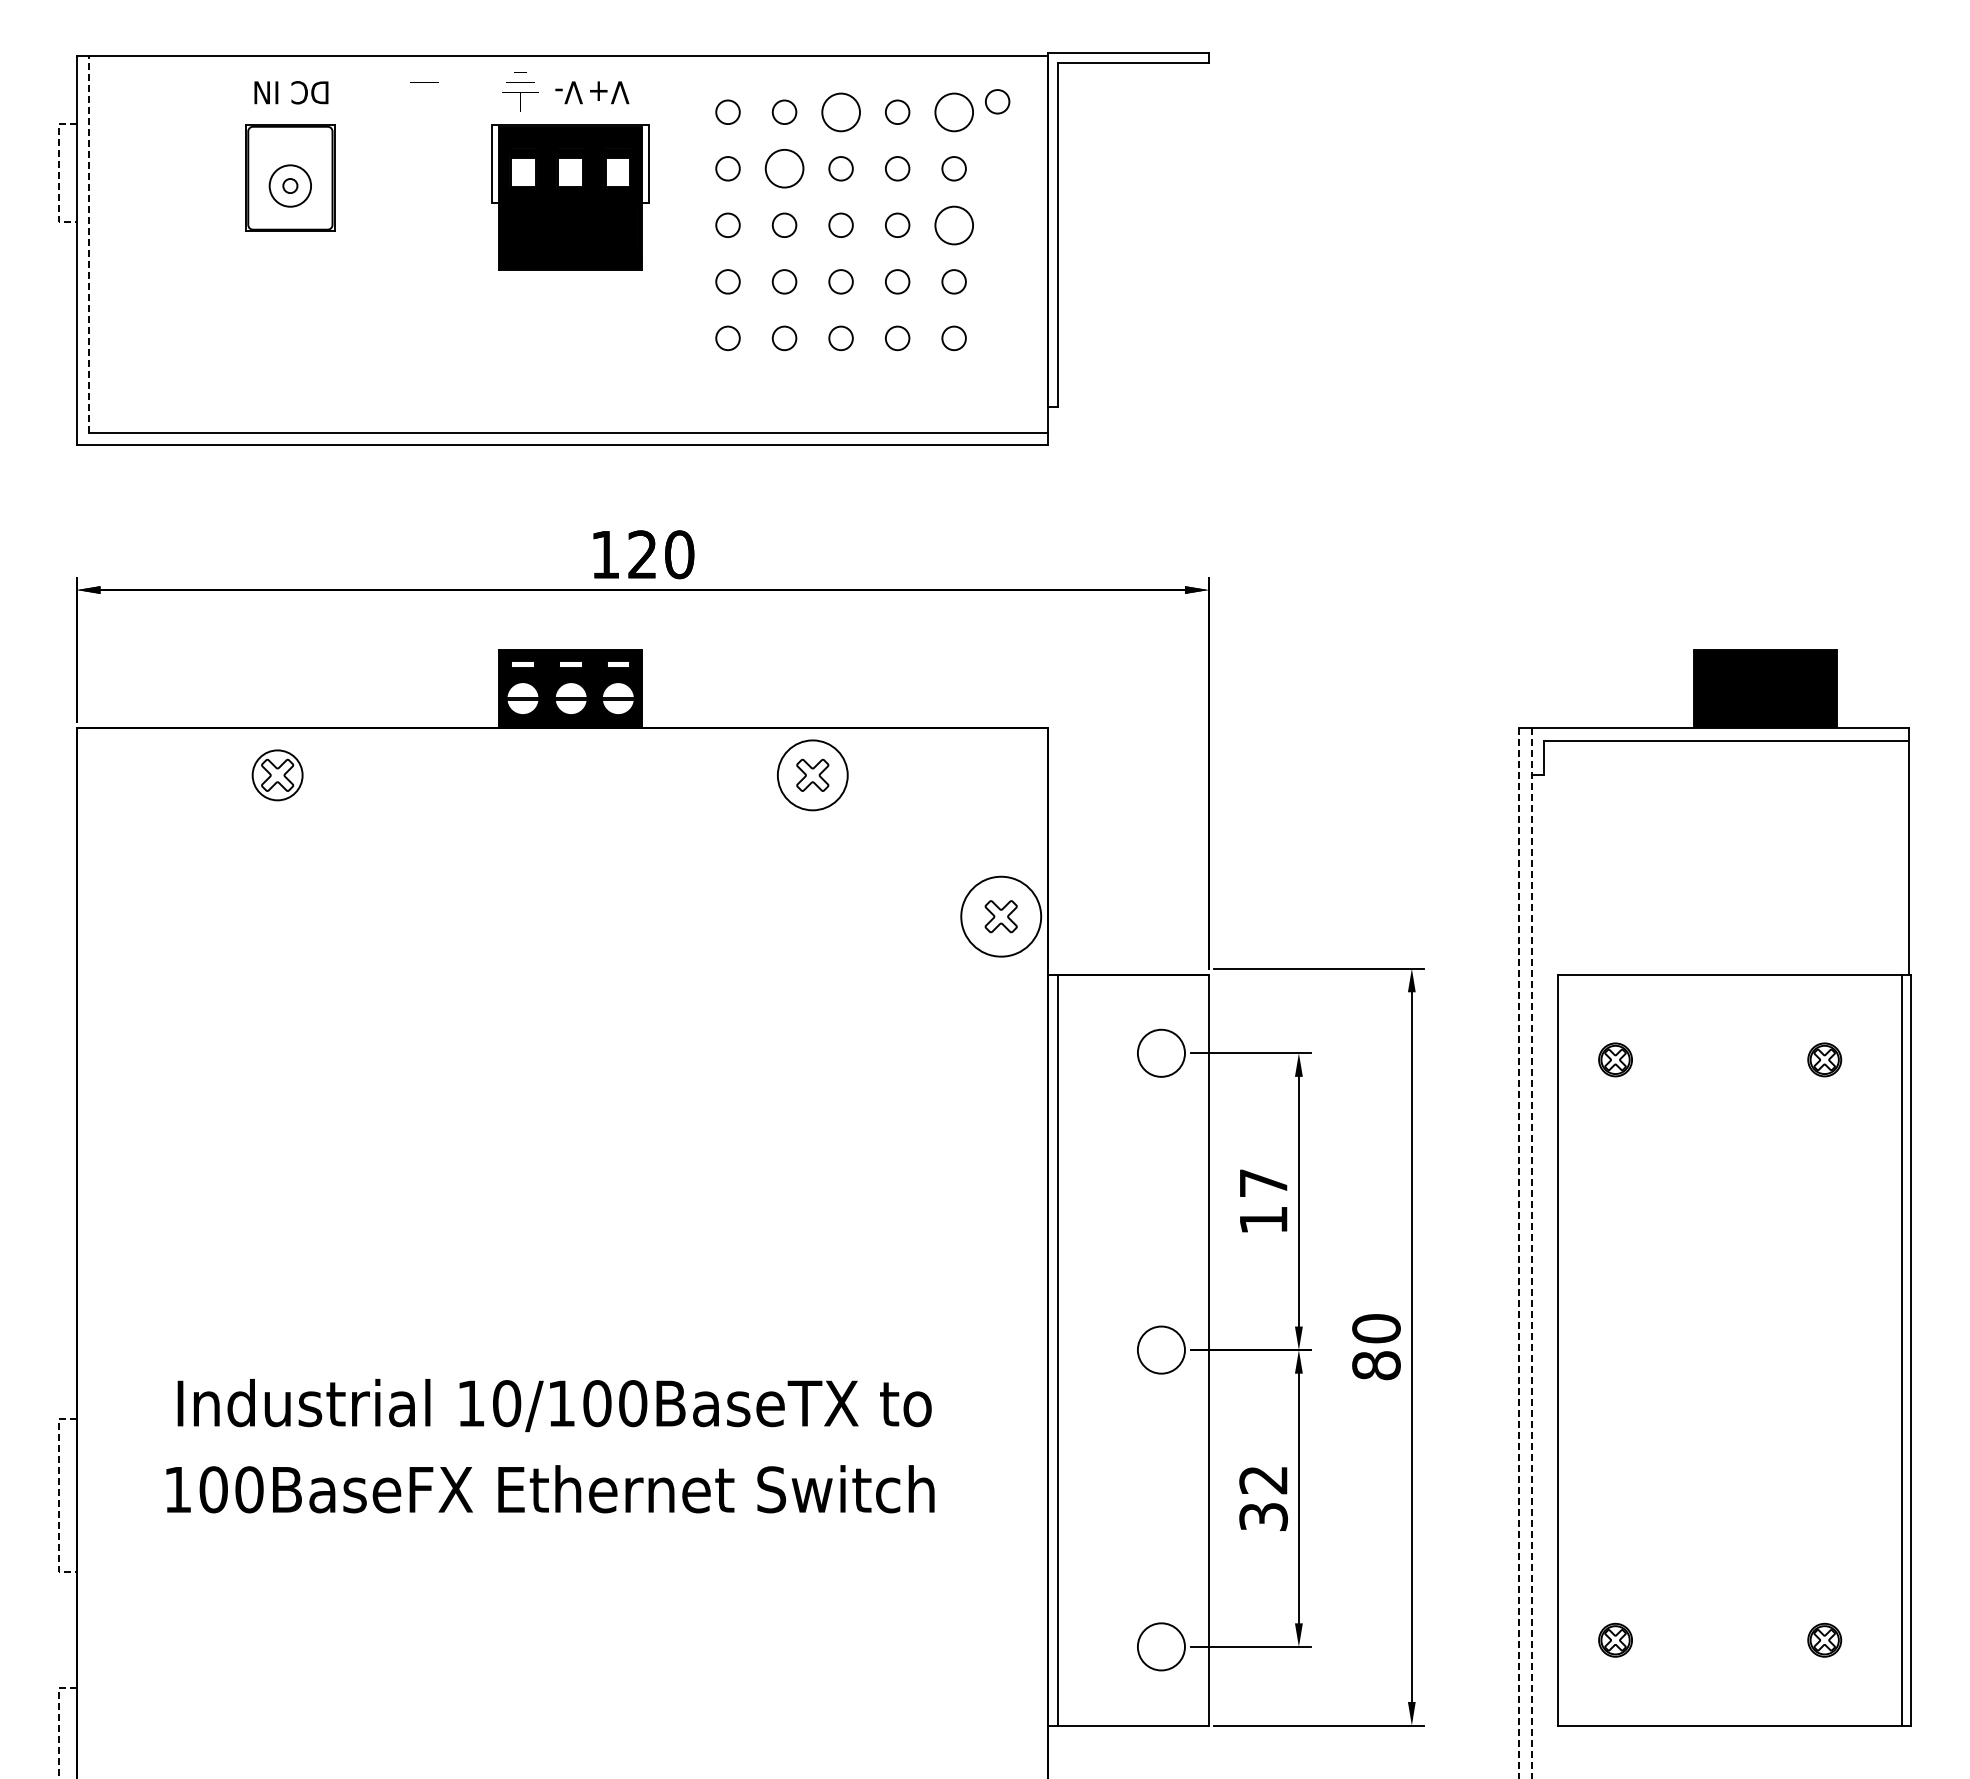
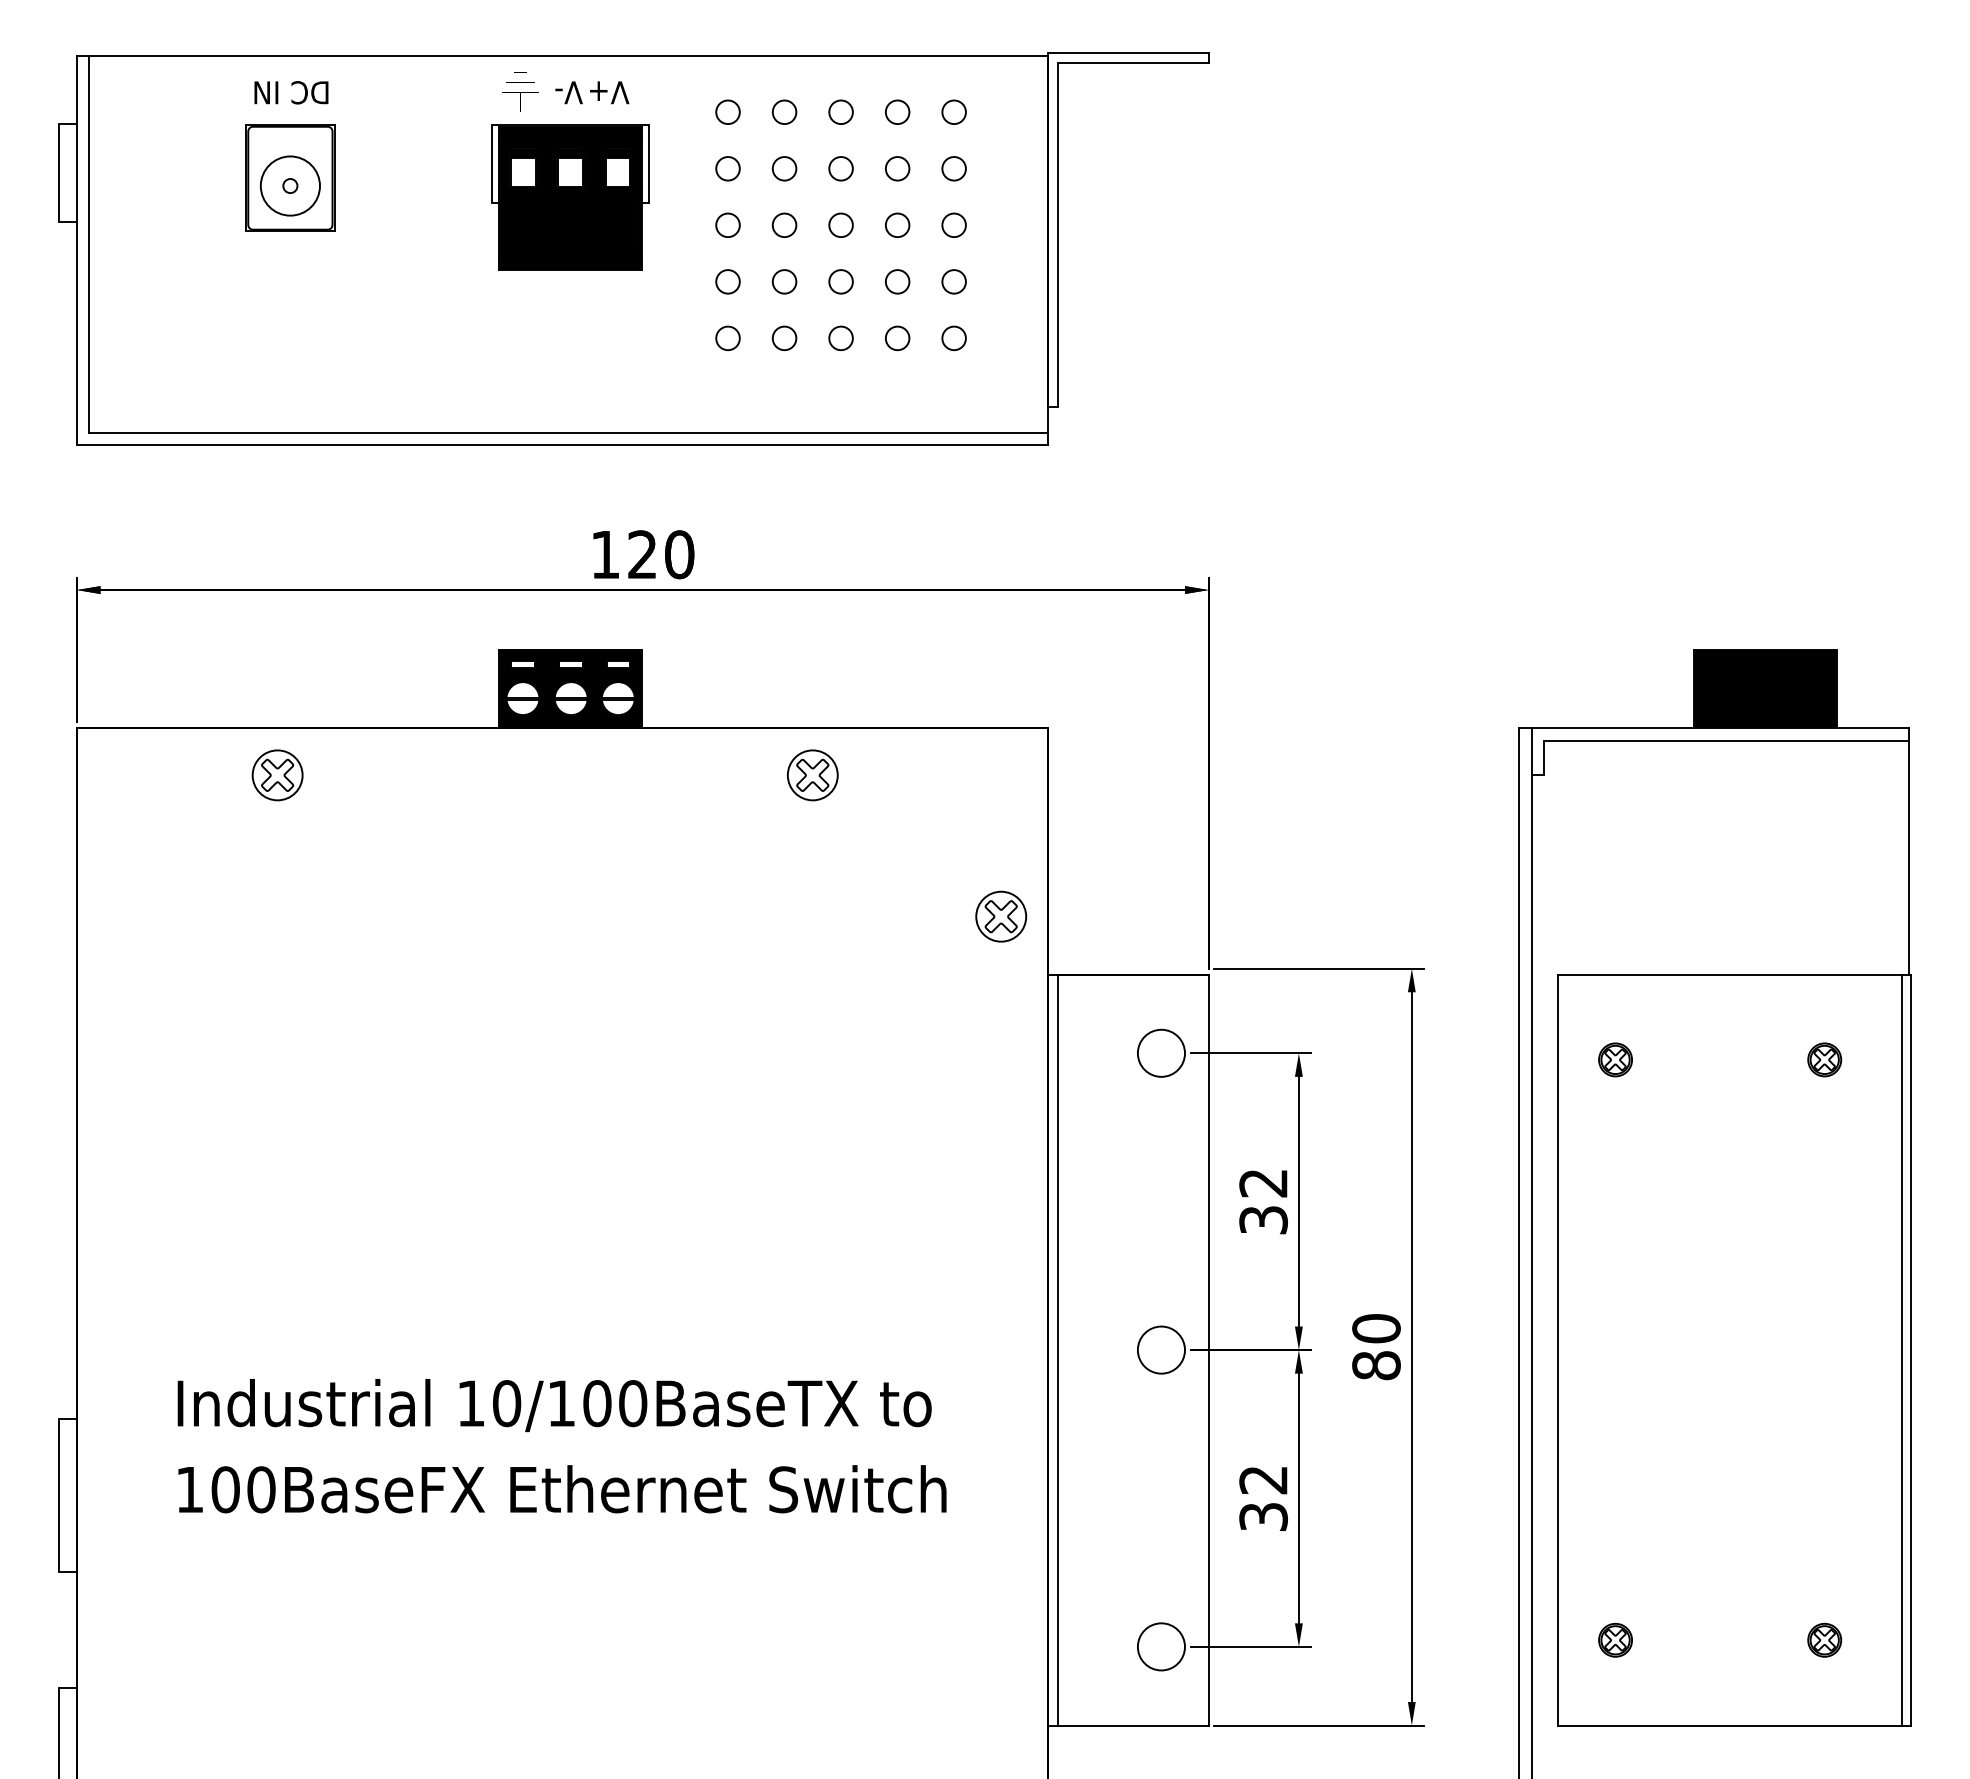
line: present -> none (424, 82)
circle: present -> none (997, 101)
circle size: 40x41 px -> 26x26 px (840, 111)
circle size: 40x41 px -> 26x26 px (953, 111)
circle size: 41x40 px -> 27x26 px (784, 168)
line: dashed -> solid (59, 172)
circle diameter: 41 px -> 59 px (289, 185)
circle size: 40x41 px -> 26x26 px (953, 224)
line: dashed -> solid (89, 243)
circle diameter: 70 px -> 50 px (812, 775)
circle diameter: 80 px -> 50 px (1001, 916)
text: 17 -> 32 (1263, 1201)
line: dashed -> solid (1519, 1253)
line: dashed -> solid (1531, 1253)
text position: (550, 1489) -> (562, 1489) (562, 1489)
line: dashed -> solid (59, 1495)
line: dashed -> solid (59, 1723)
